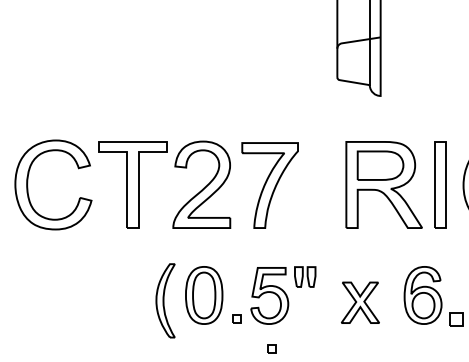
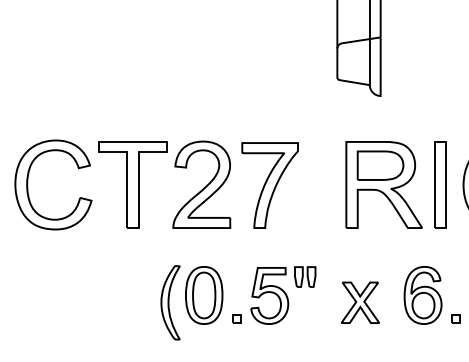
part position: (165, 300) -> (170, 302) (170, 302)
part size: 15x15 px -> 10x10 px (455, 318)
part: present -> none (271, 348)
